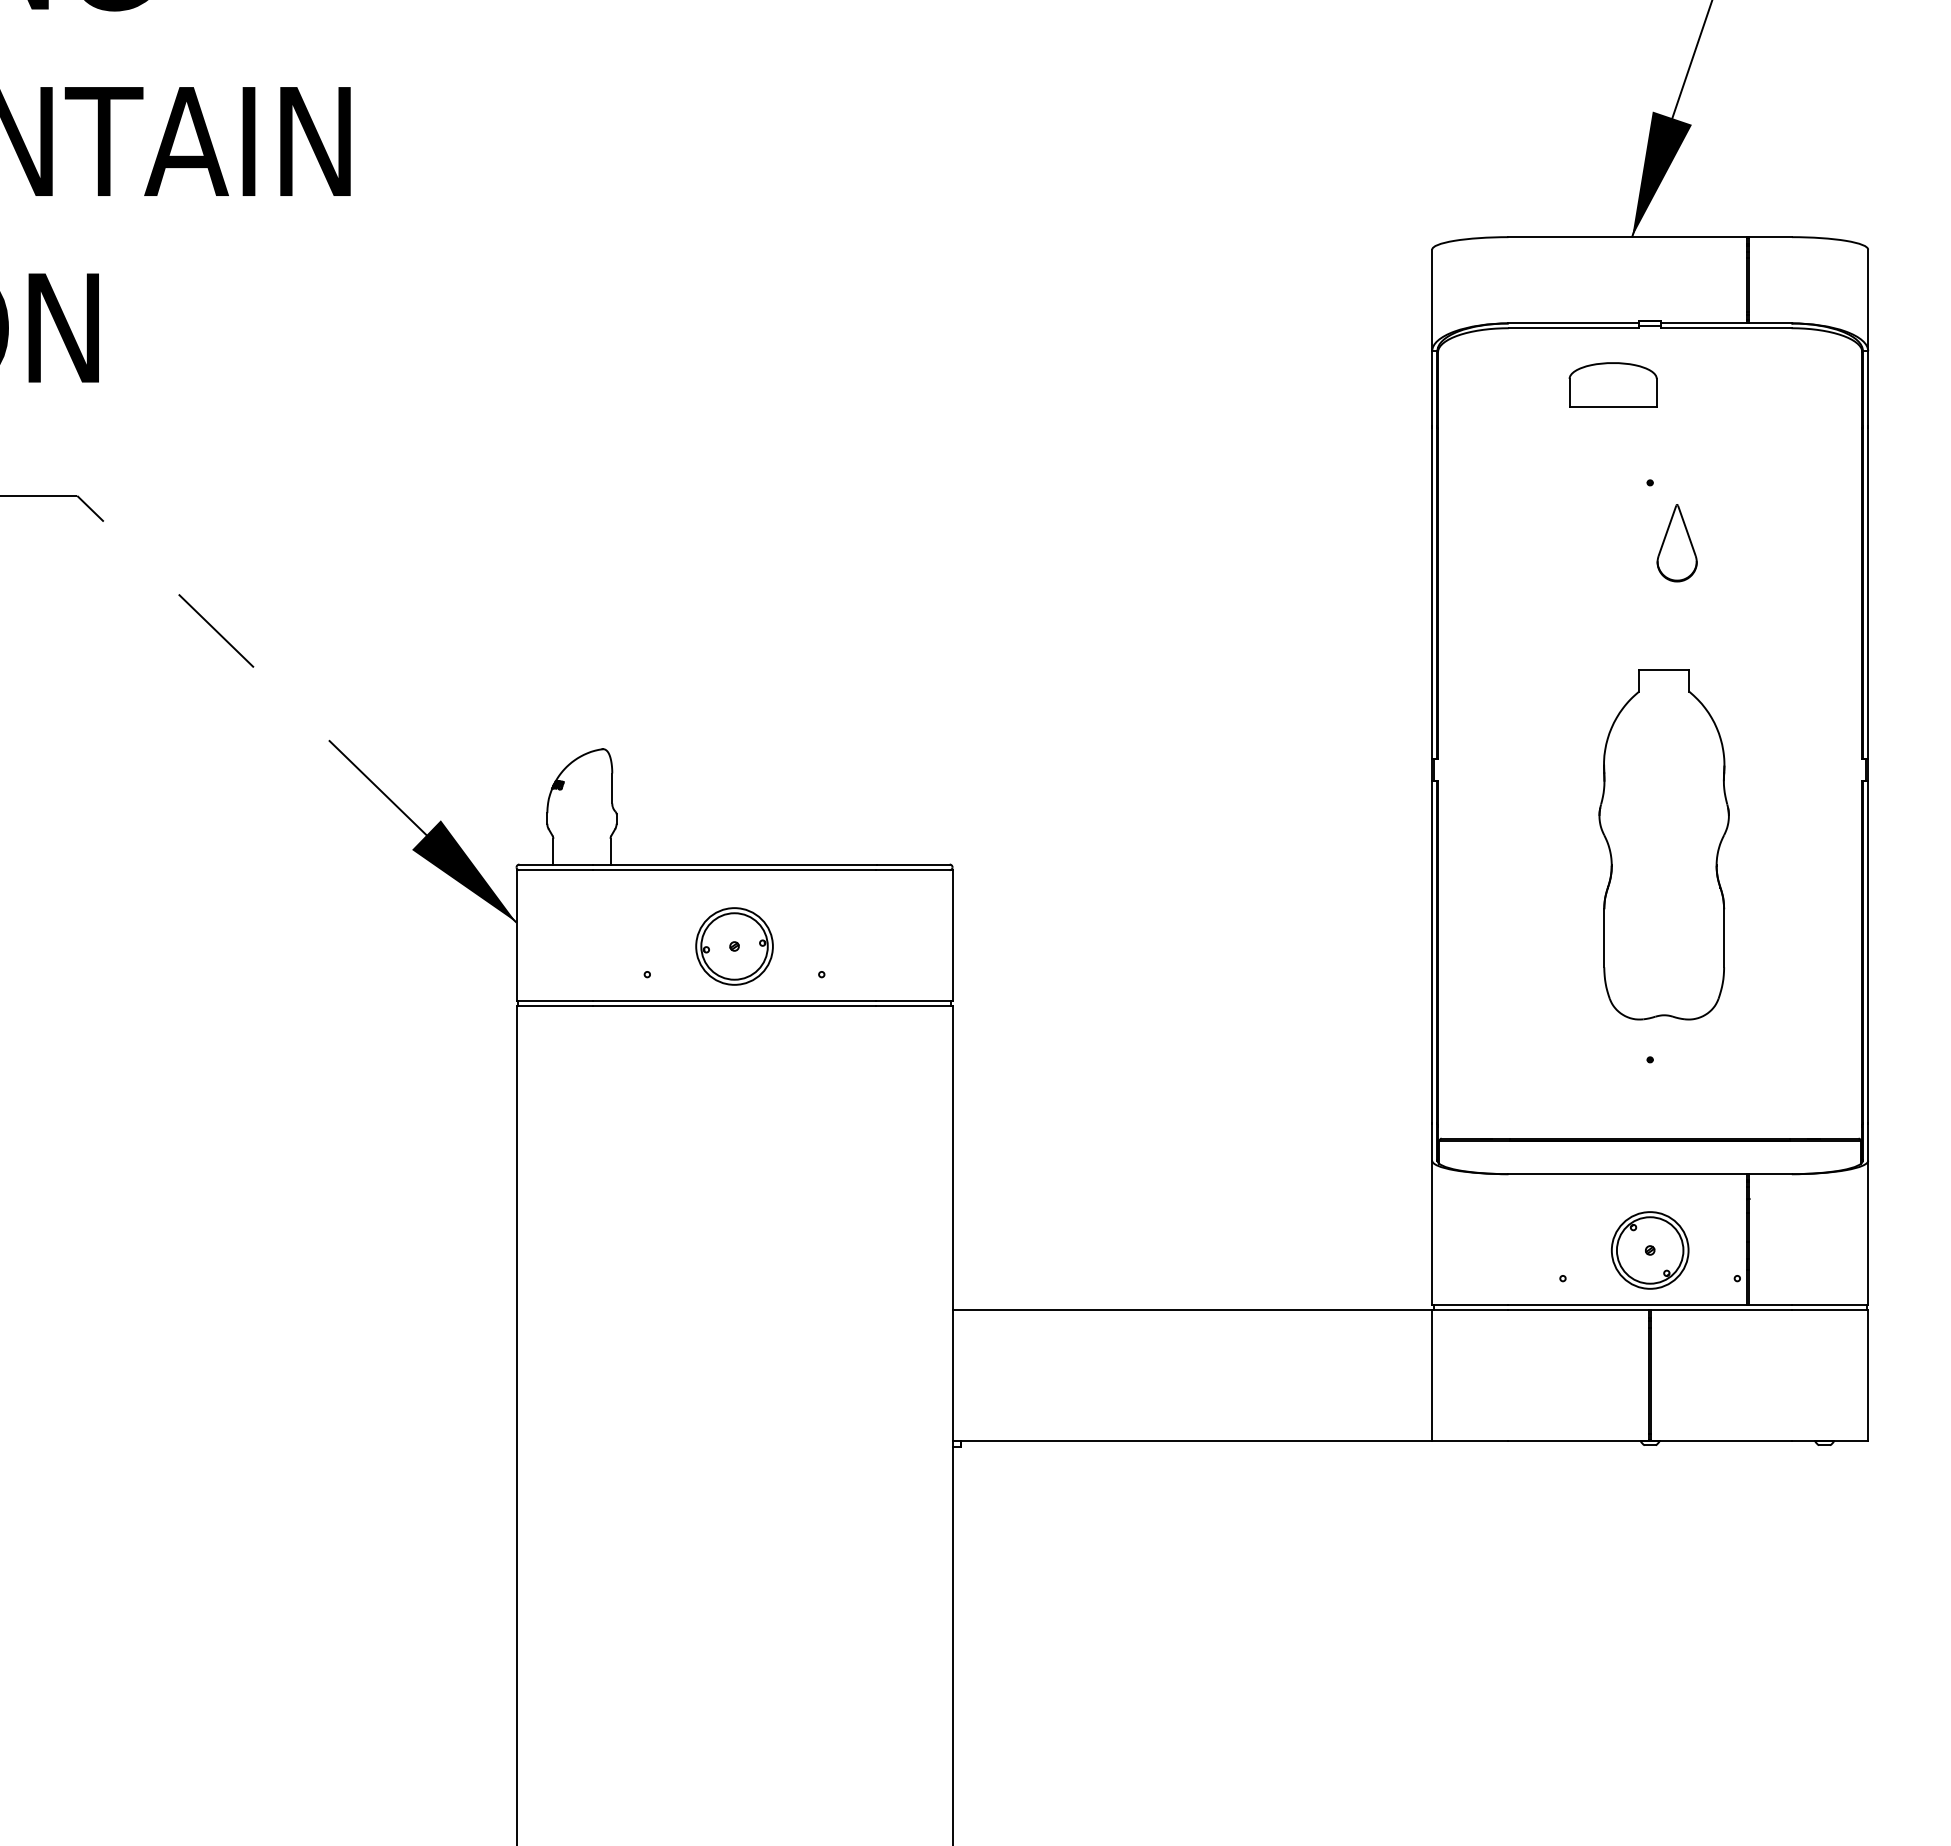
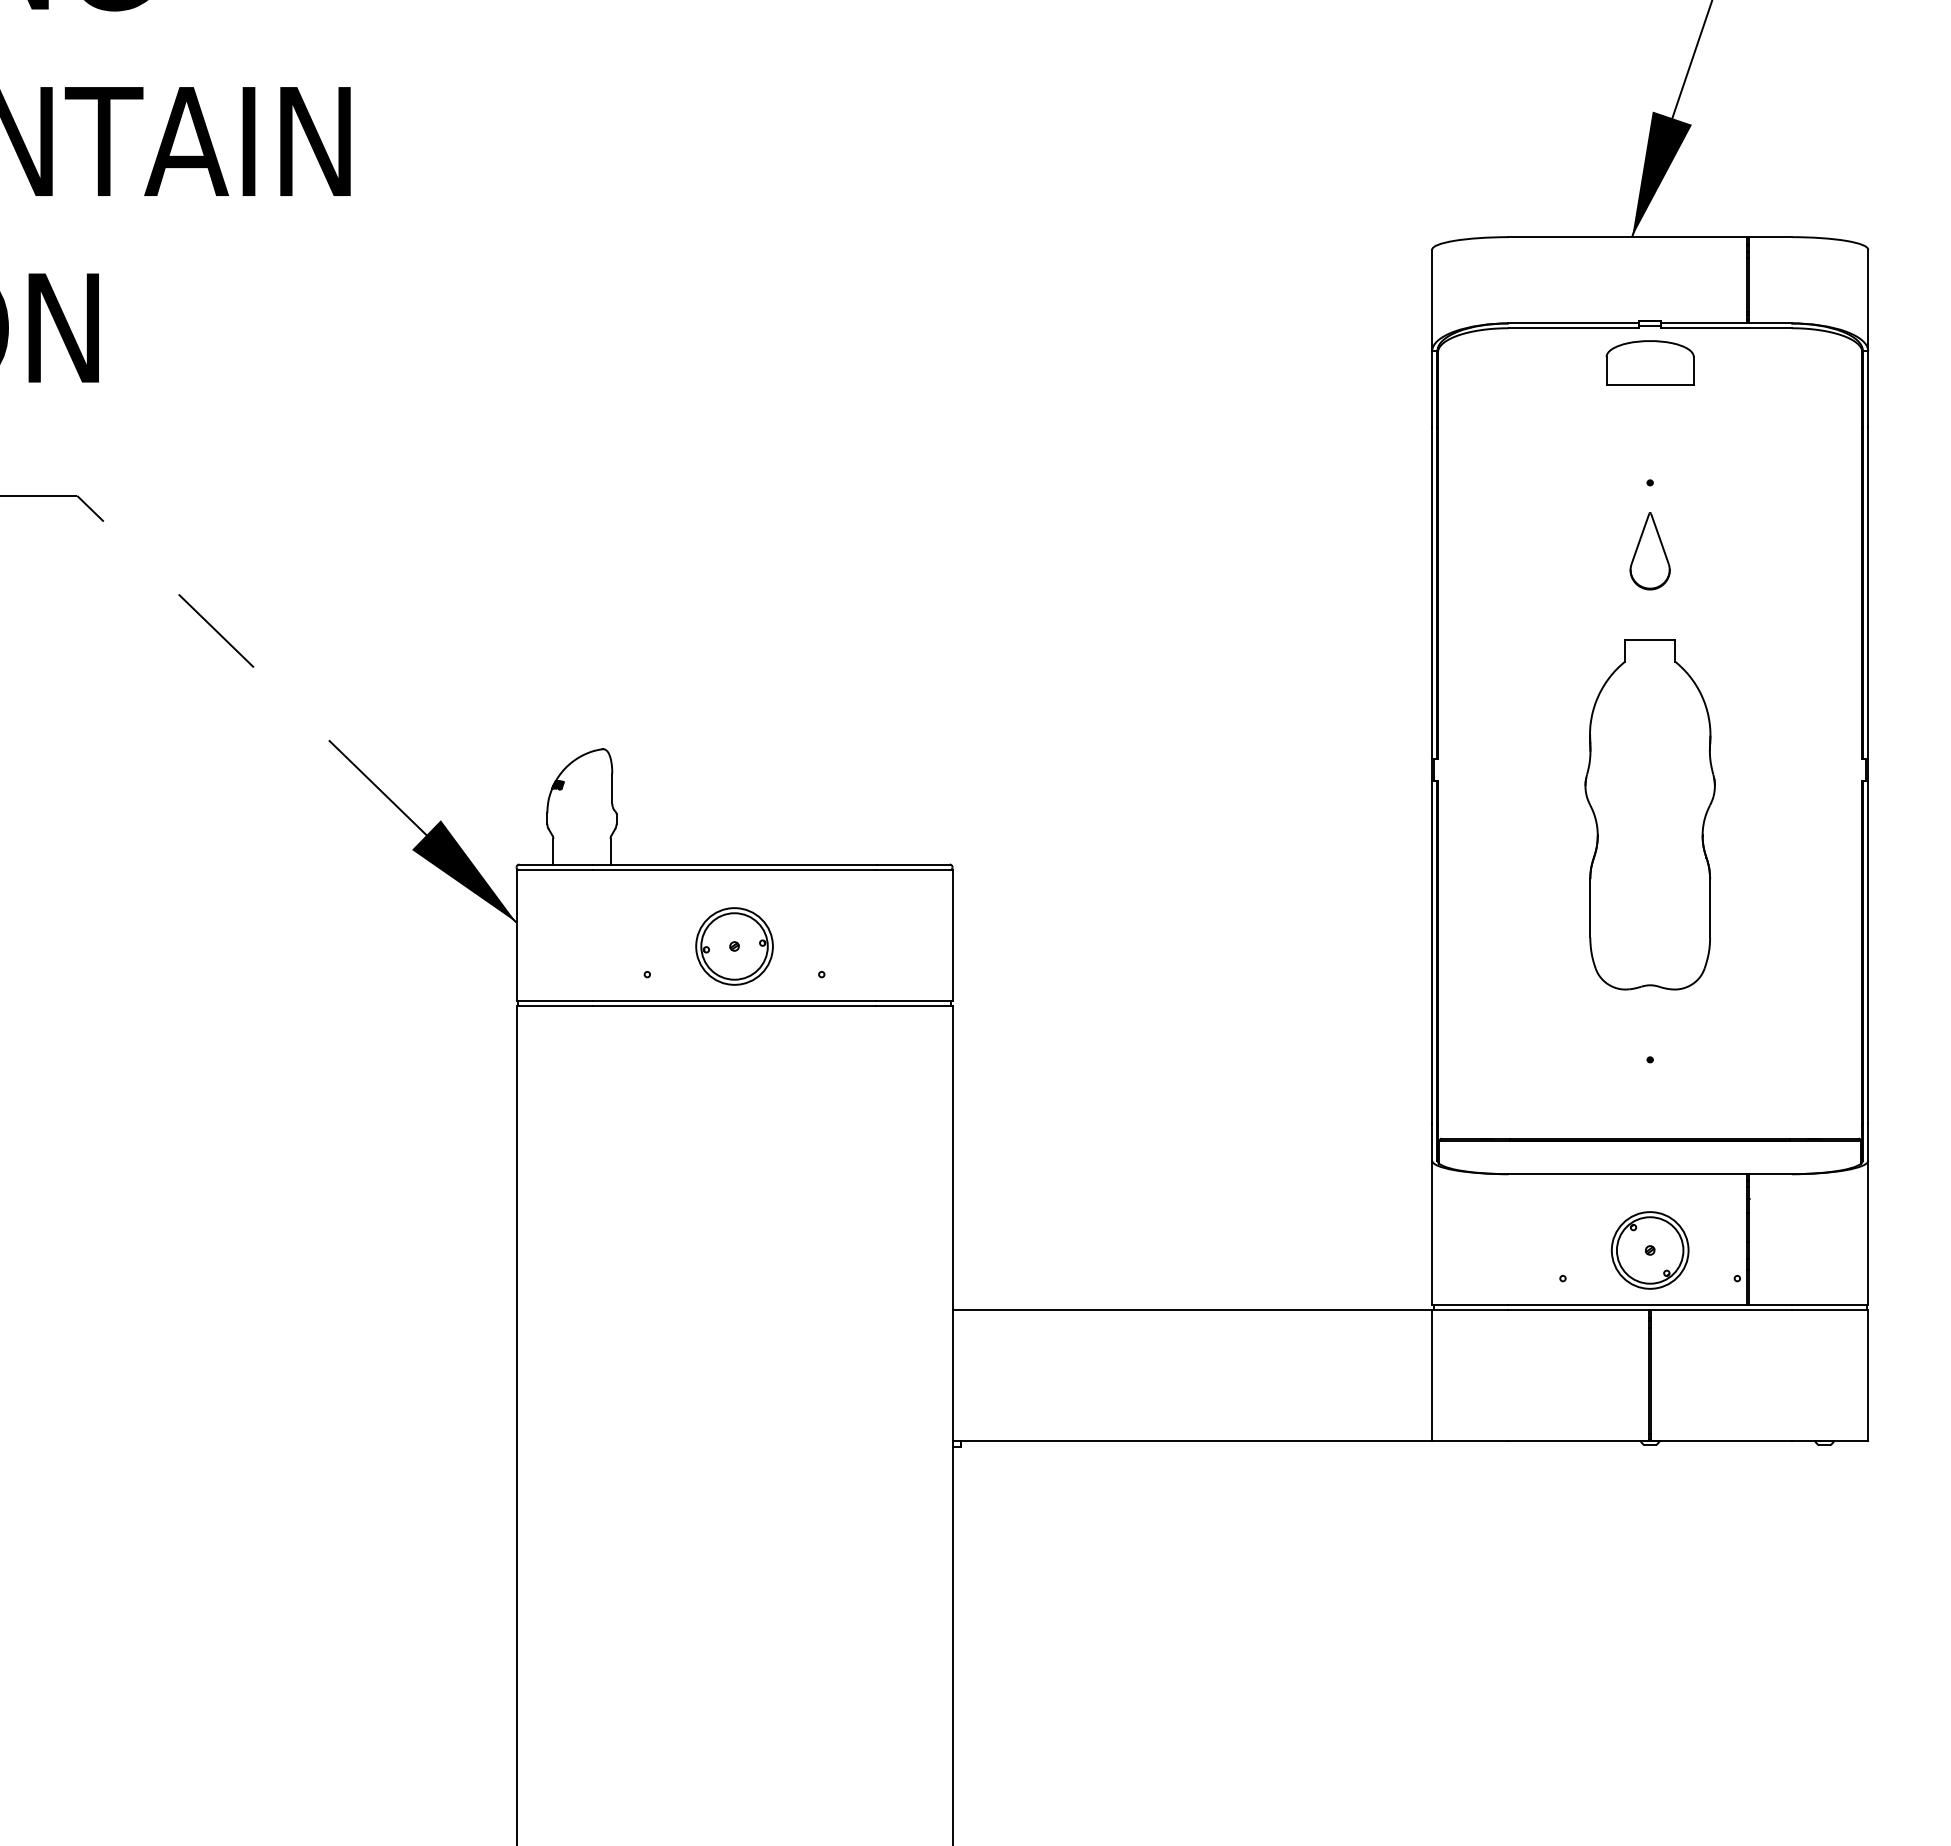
part position: (1612, 384) -> (1649, 362) (1649, 362)
part position: (1676, 543) -> (1649, 551) (1649, 551)
part position: (1663, 844) -> (1649, 814) (1649, 814)
